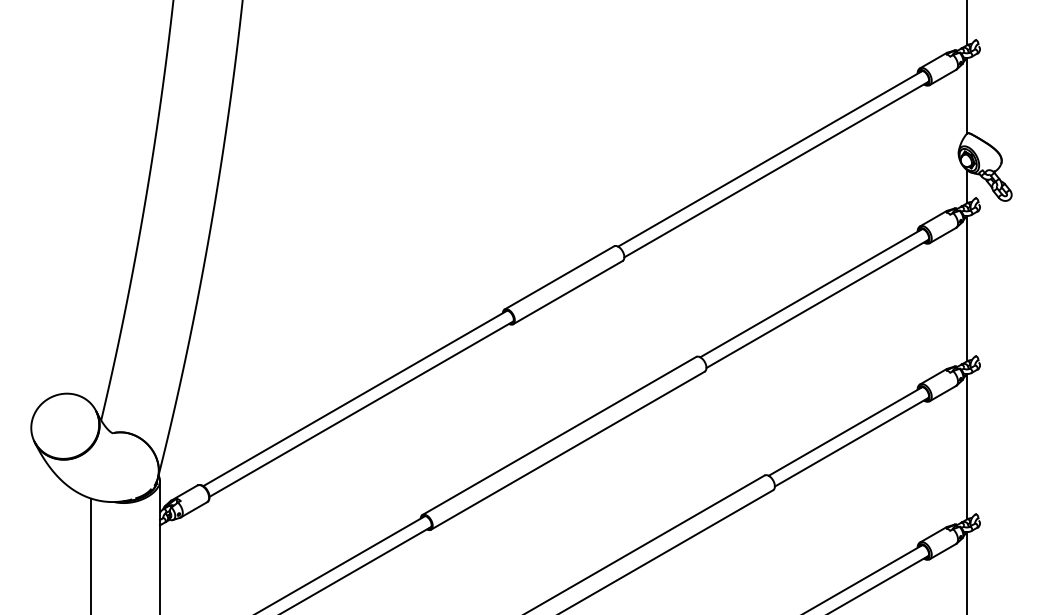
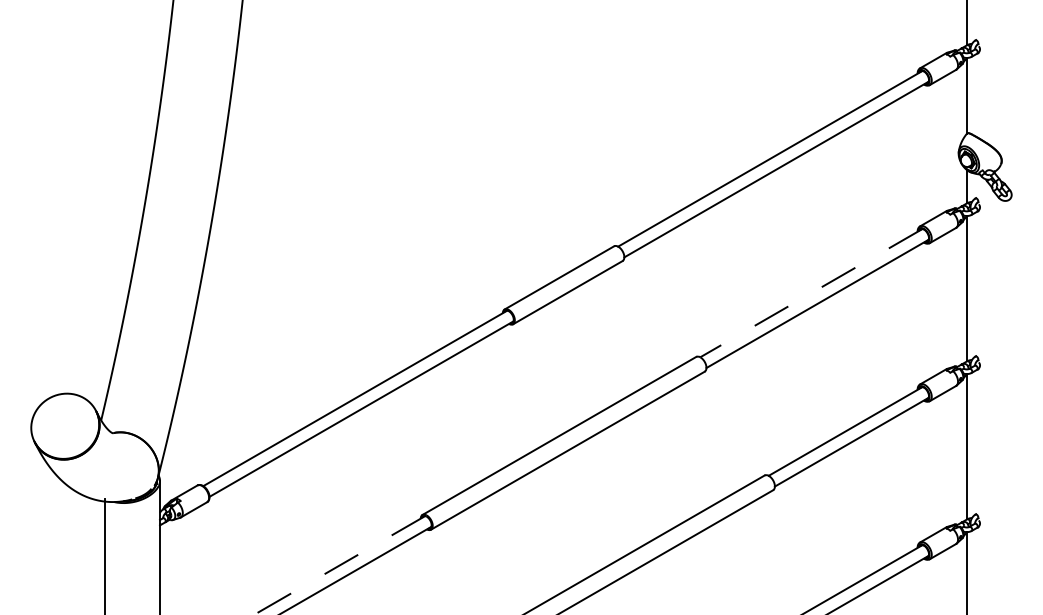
line: solid -> dashed (810, 293)
line position: (91, 554) -> (105, 554) (105, 554)
line: solid -> dashed (339, 565)
